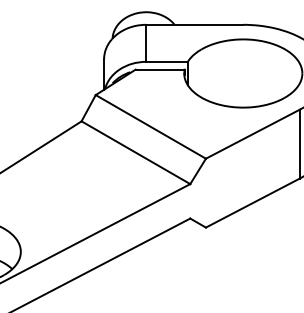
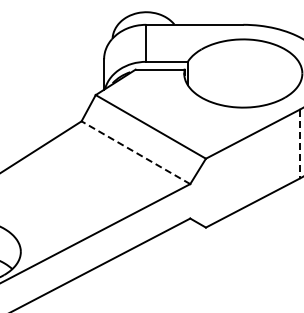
line: solid -> dashed (299, 144)
line: solid -> dashed (135, 152)
